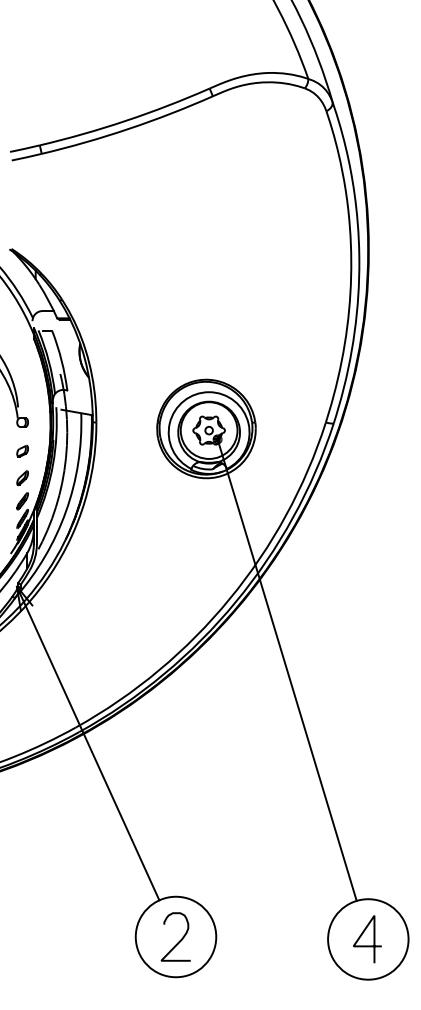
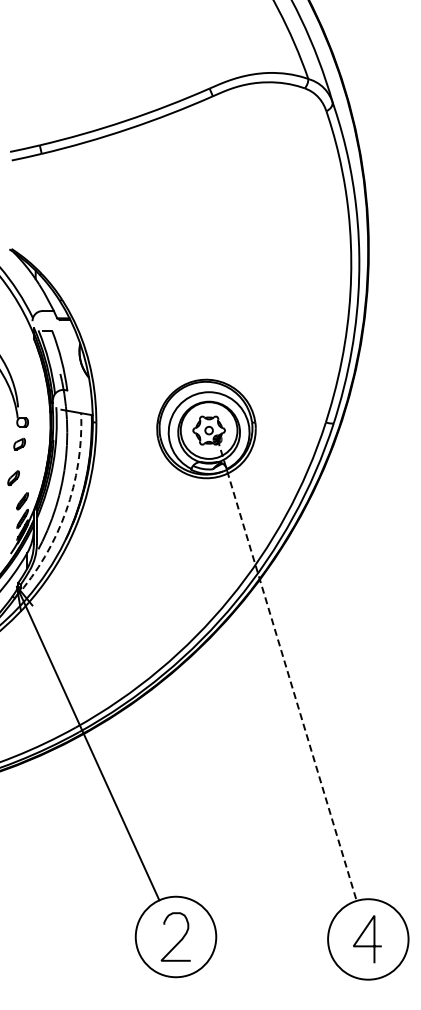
part position: (22, 450) -> (19, 443) (19, 443)
part position: (22, 478) -> (13, 478) (13, 478)
arc: solid -> dashed (66, 511)
line: solid -> dashed (287, 670)
